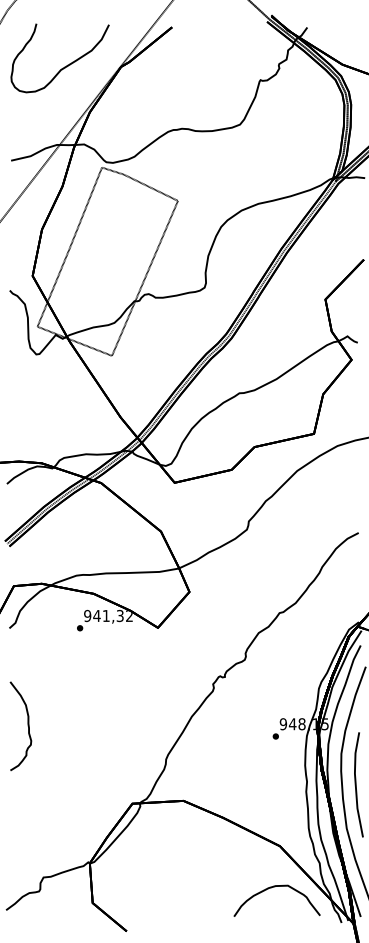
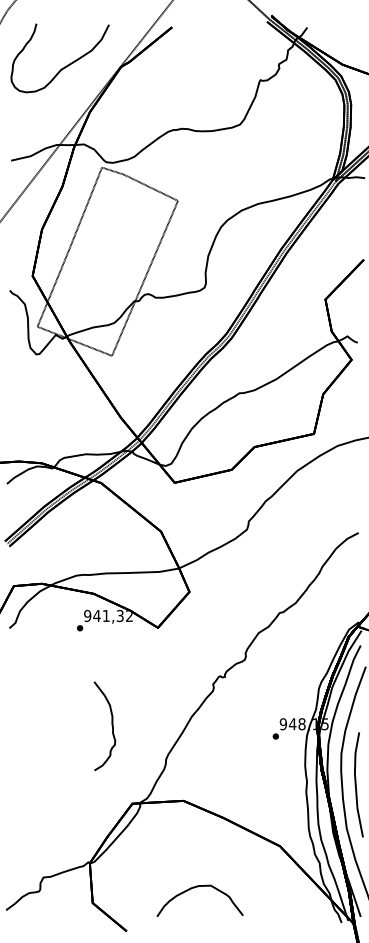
curve position: (27, 726) -> (111, 726) (111, 726)
curve position: (271, 888) -> (194, 888) (194, 888)
